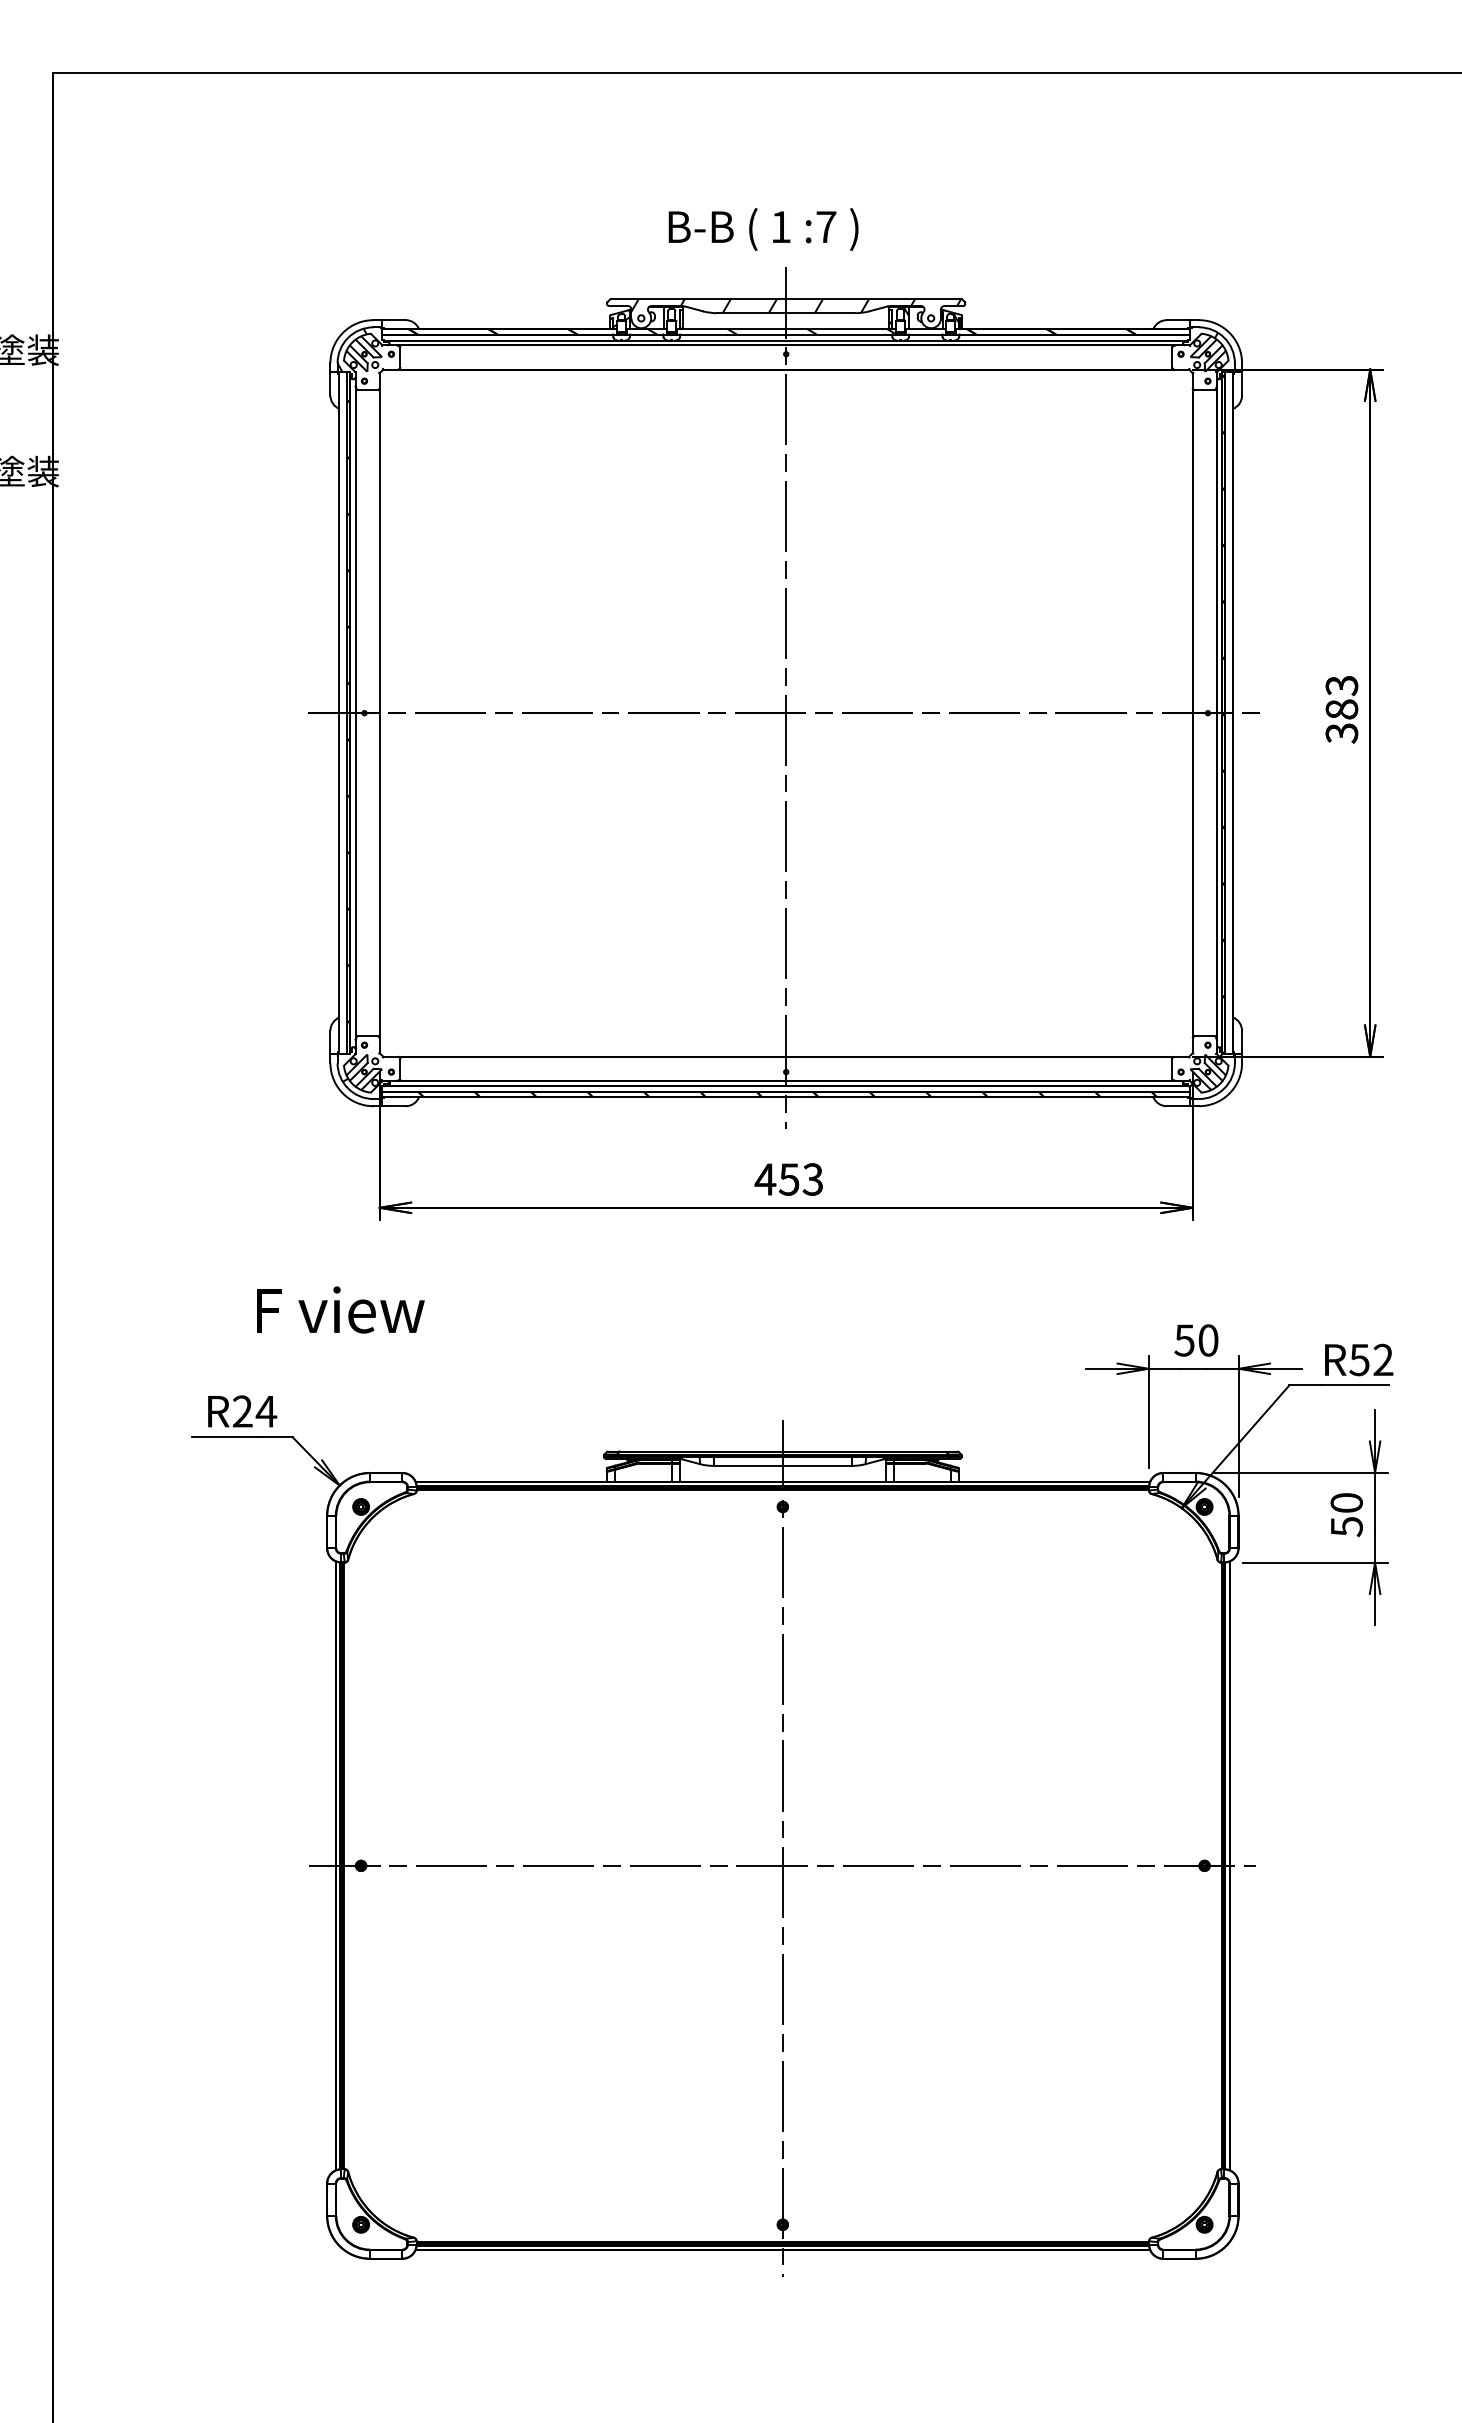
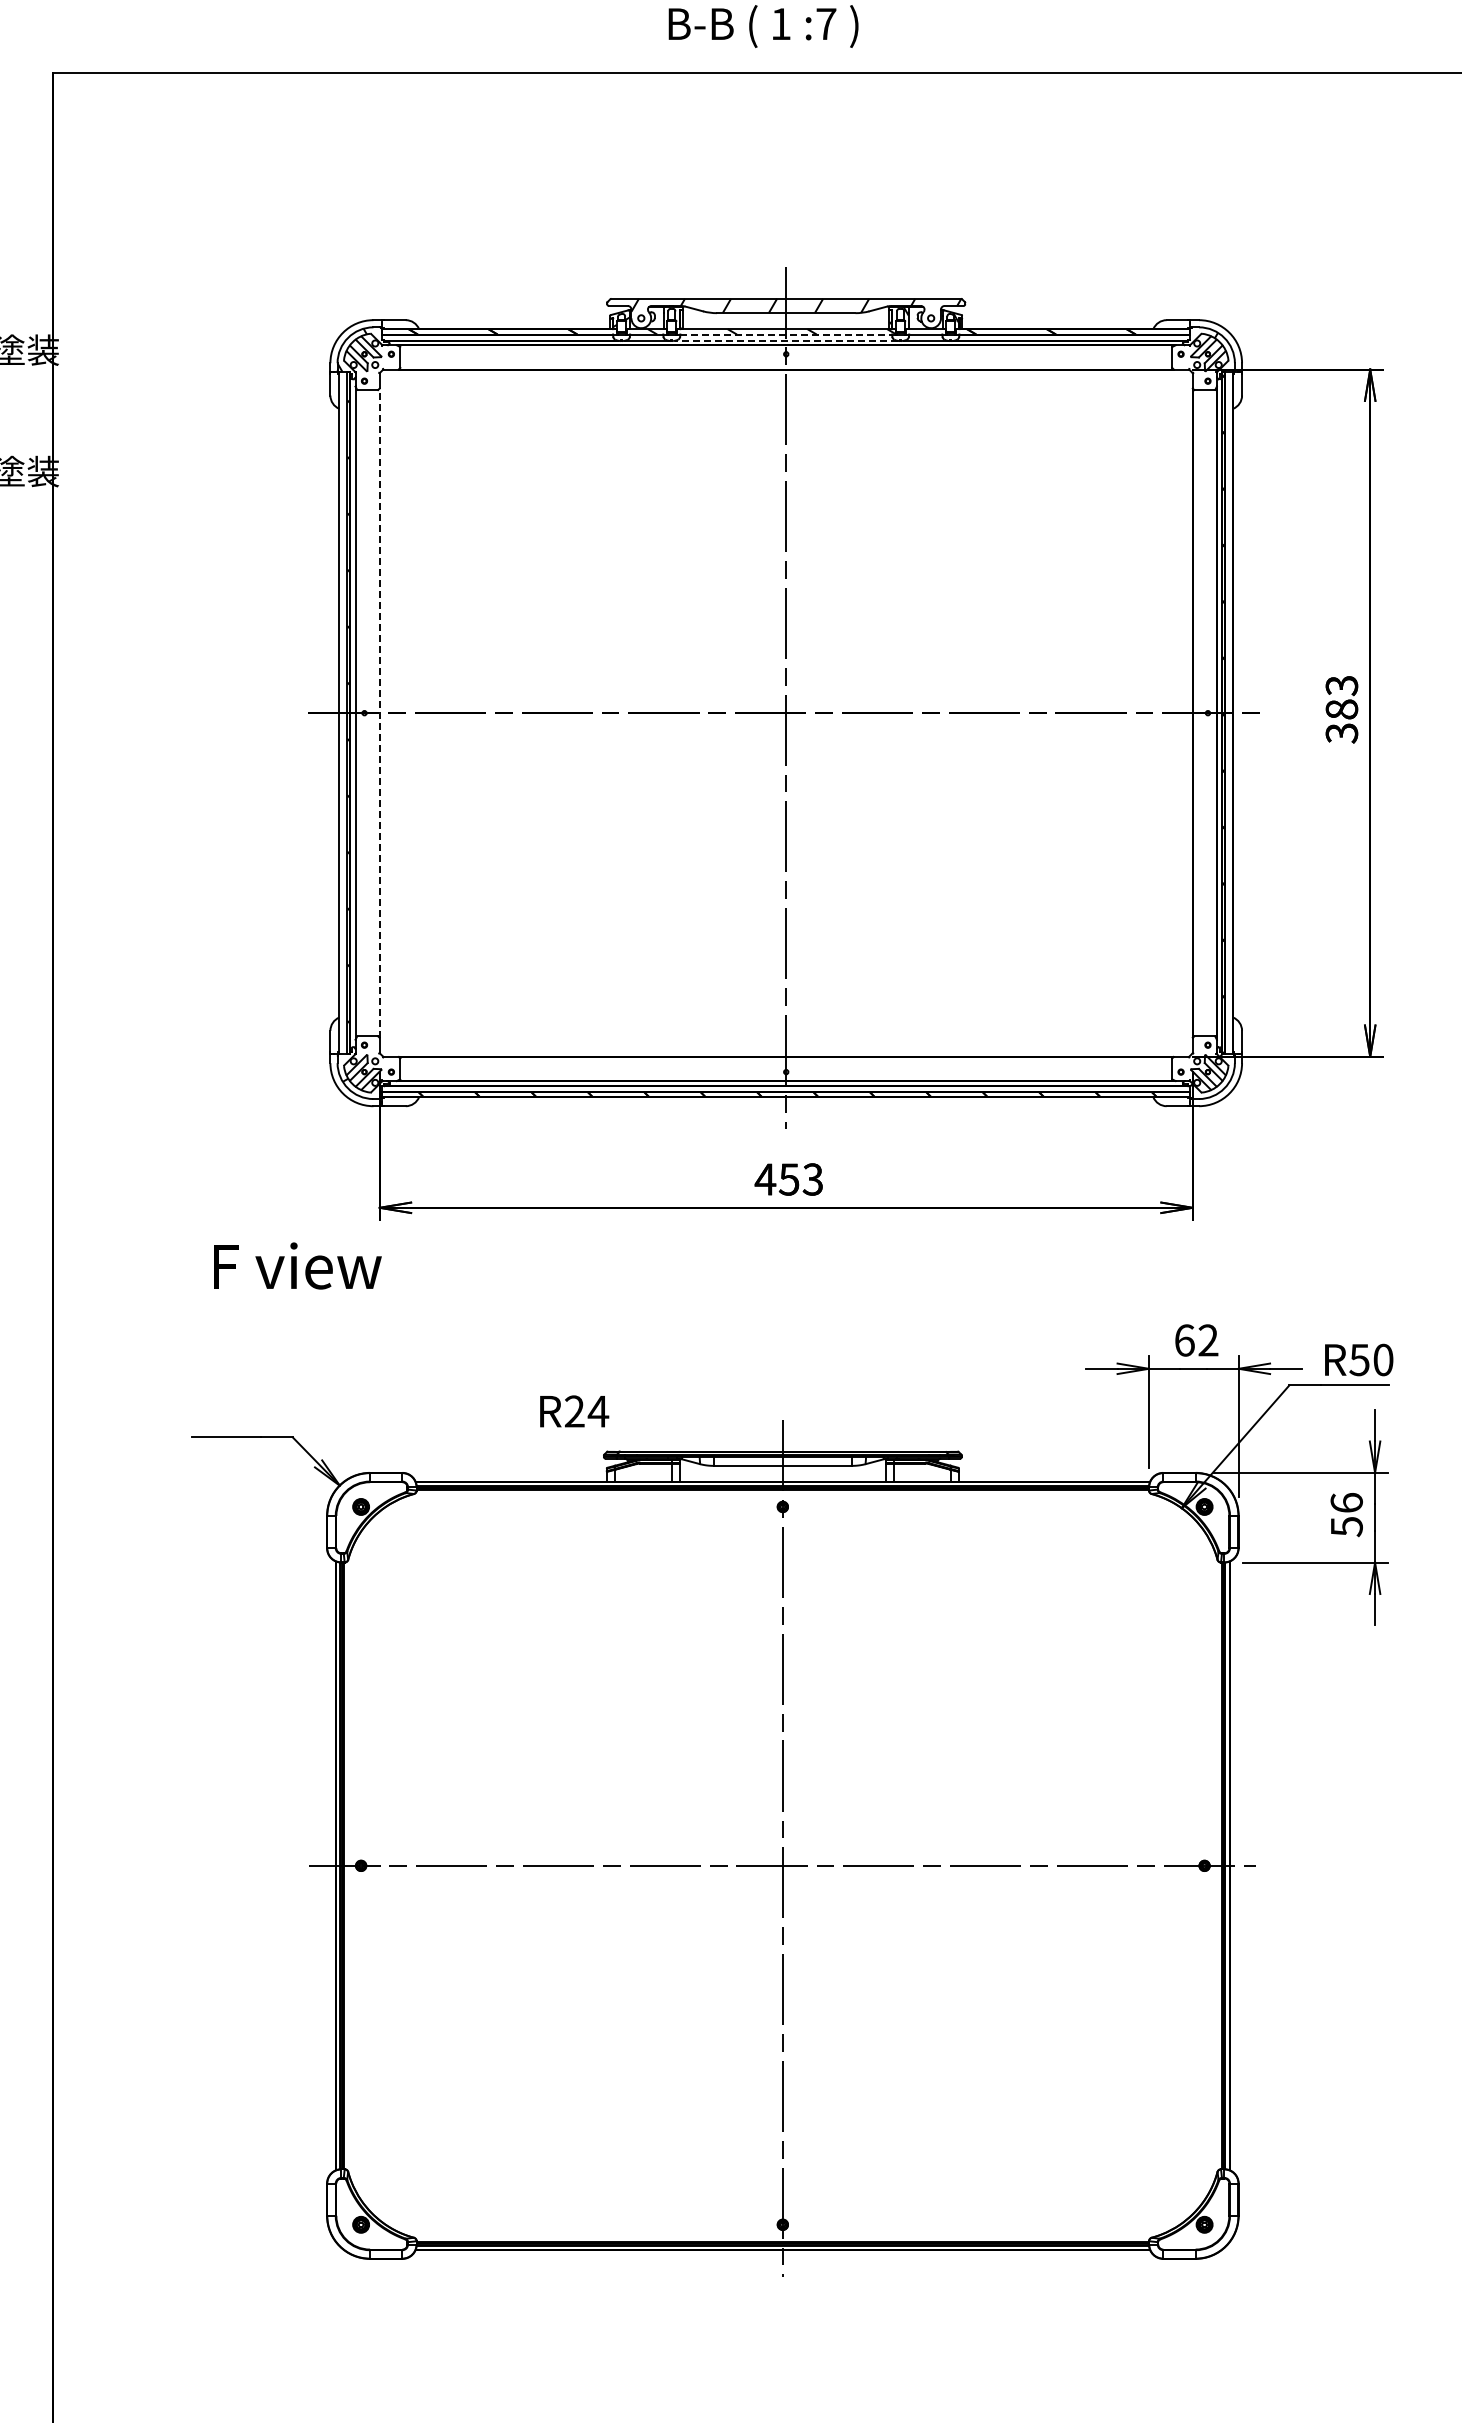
text position: (763, 229) -> (763, 26) (763, 26)
line: solid -> dashed (786, 334)
line: solid -> dashed (785, 340)
line: solid -> dashed (379, 713)
text position: (340, 1309) -> (297, 1265) (297, 1265)
text: 50 -> 62 (1196, 1340)
text: R52 -> R50 (1383, 1359)
text position: (242, 1411) -> (574, 1411) (574, 1411)
text: 50 -> 56 (1346, 1502)
